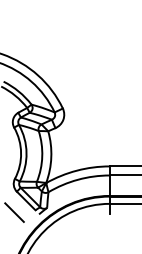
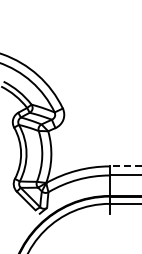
line: solid -> dashed (125, 166)
line: present -> none (14, 212)
